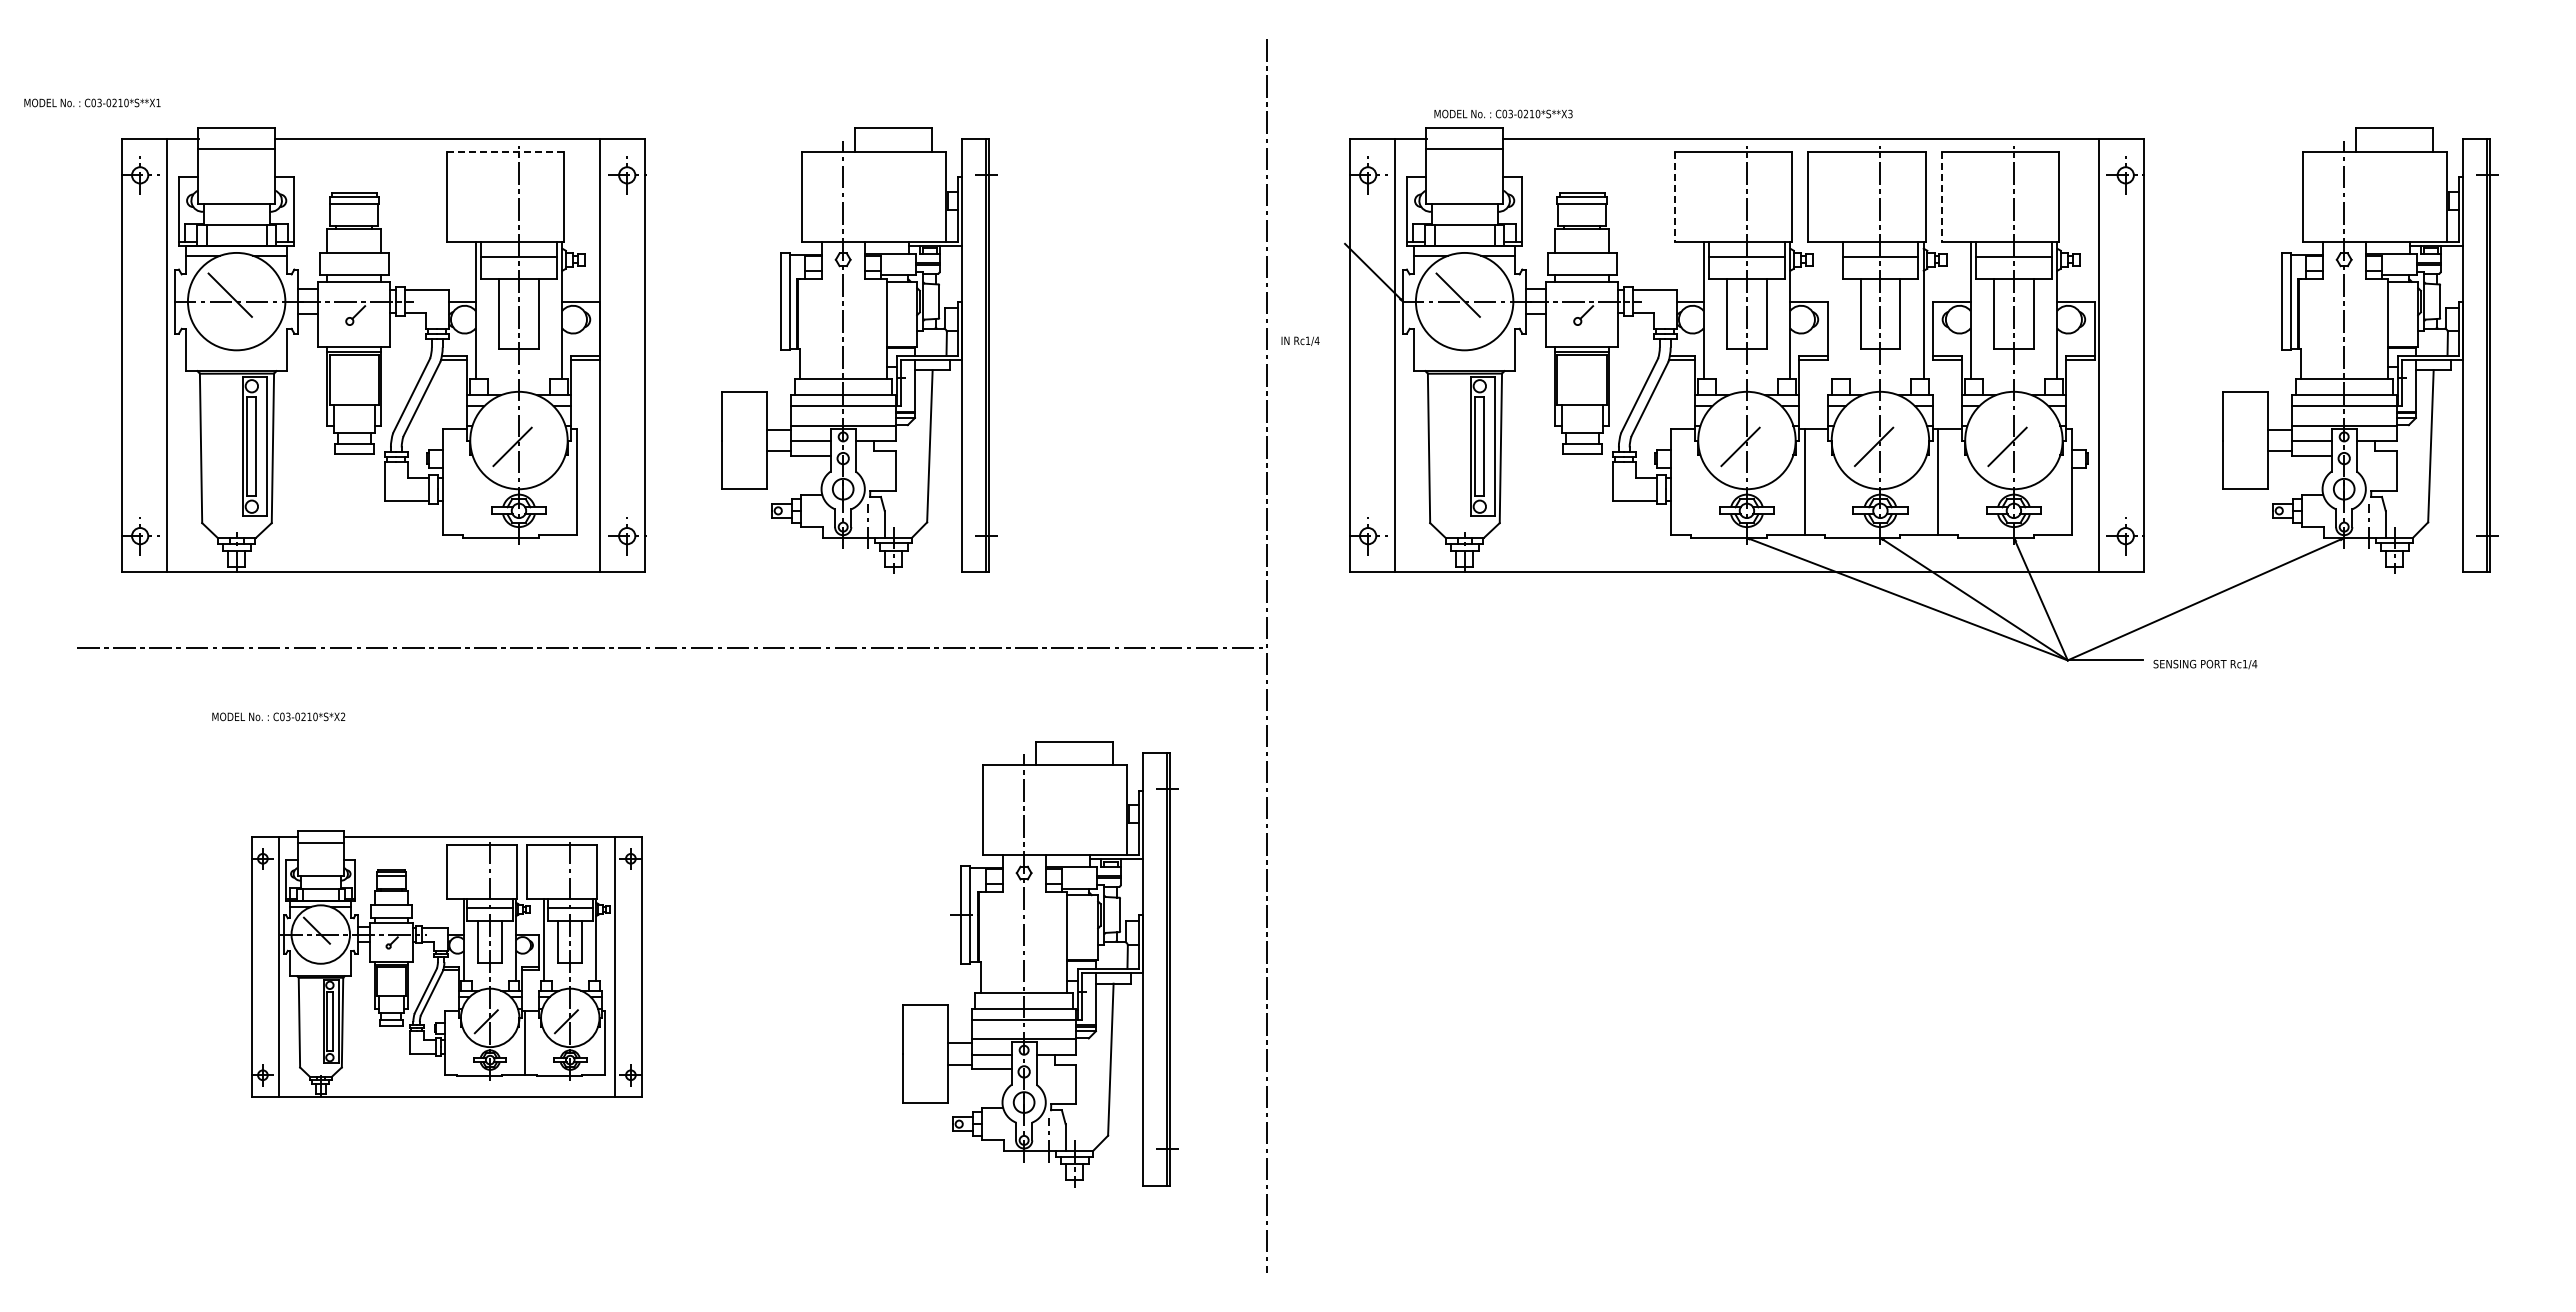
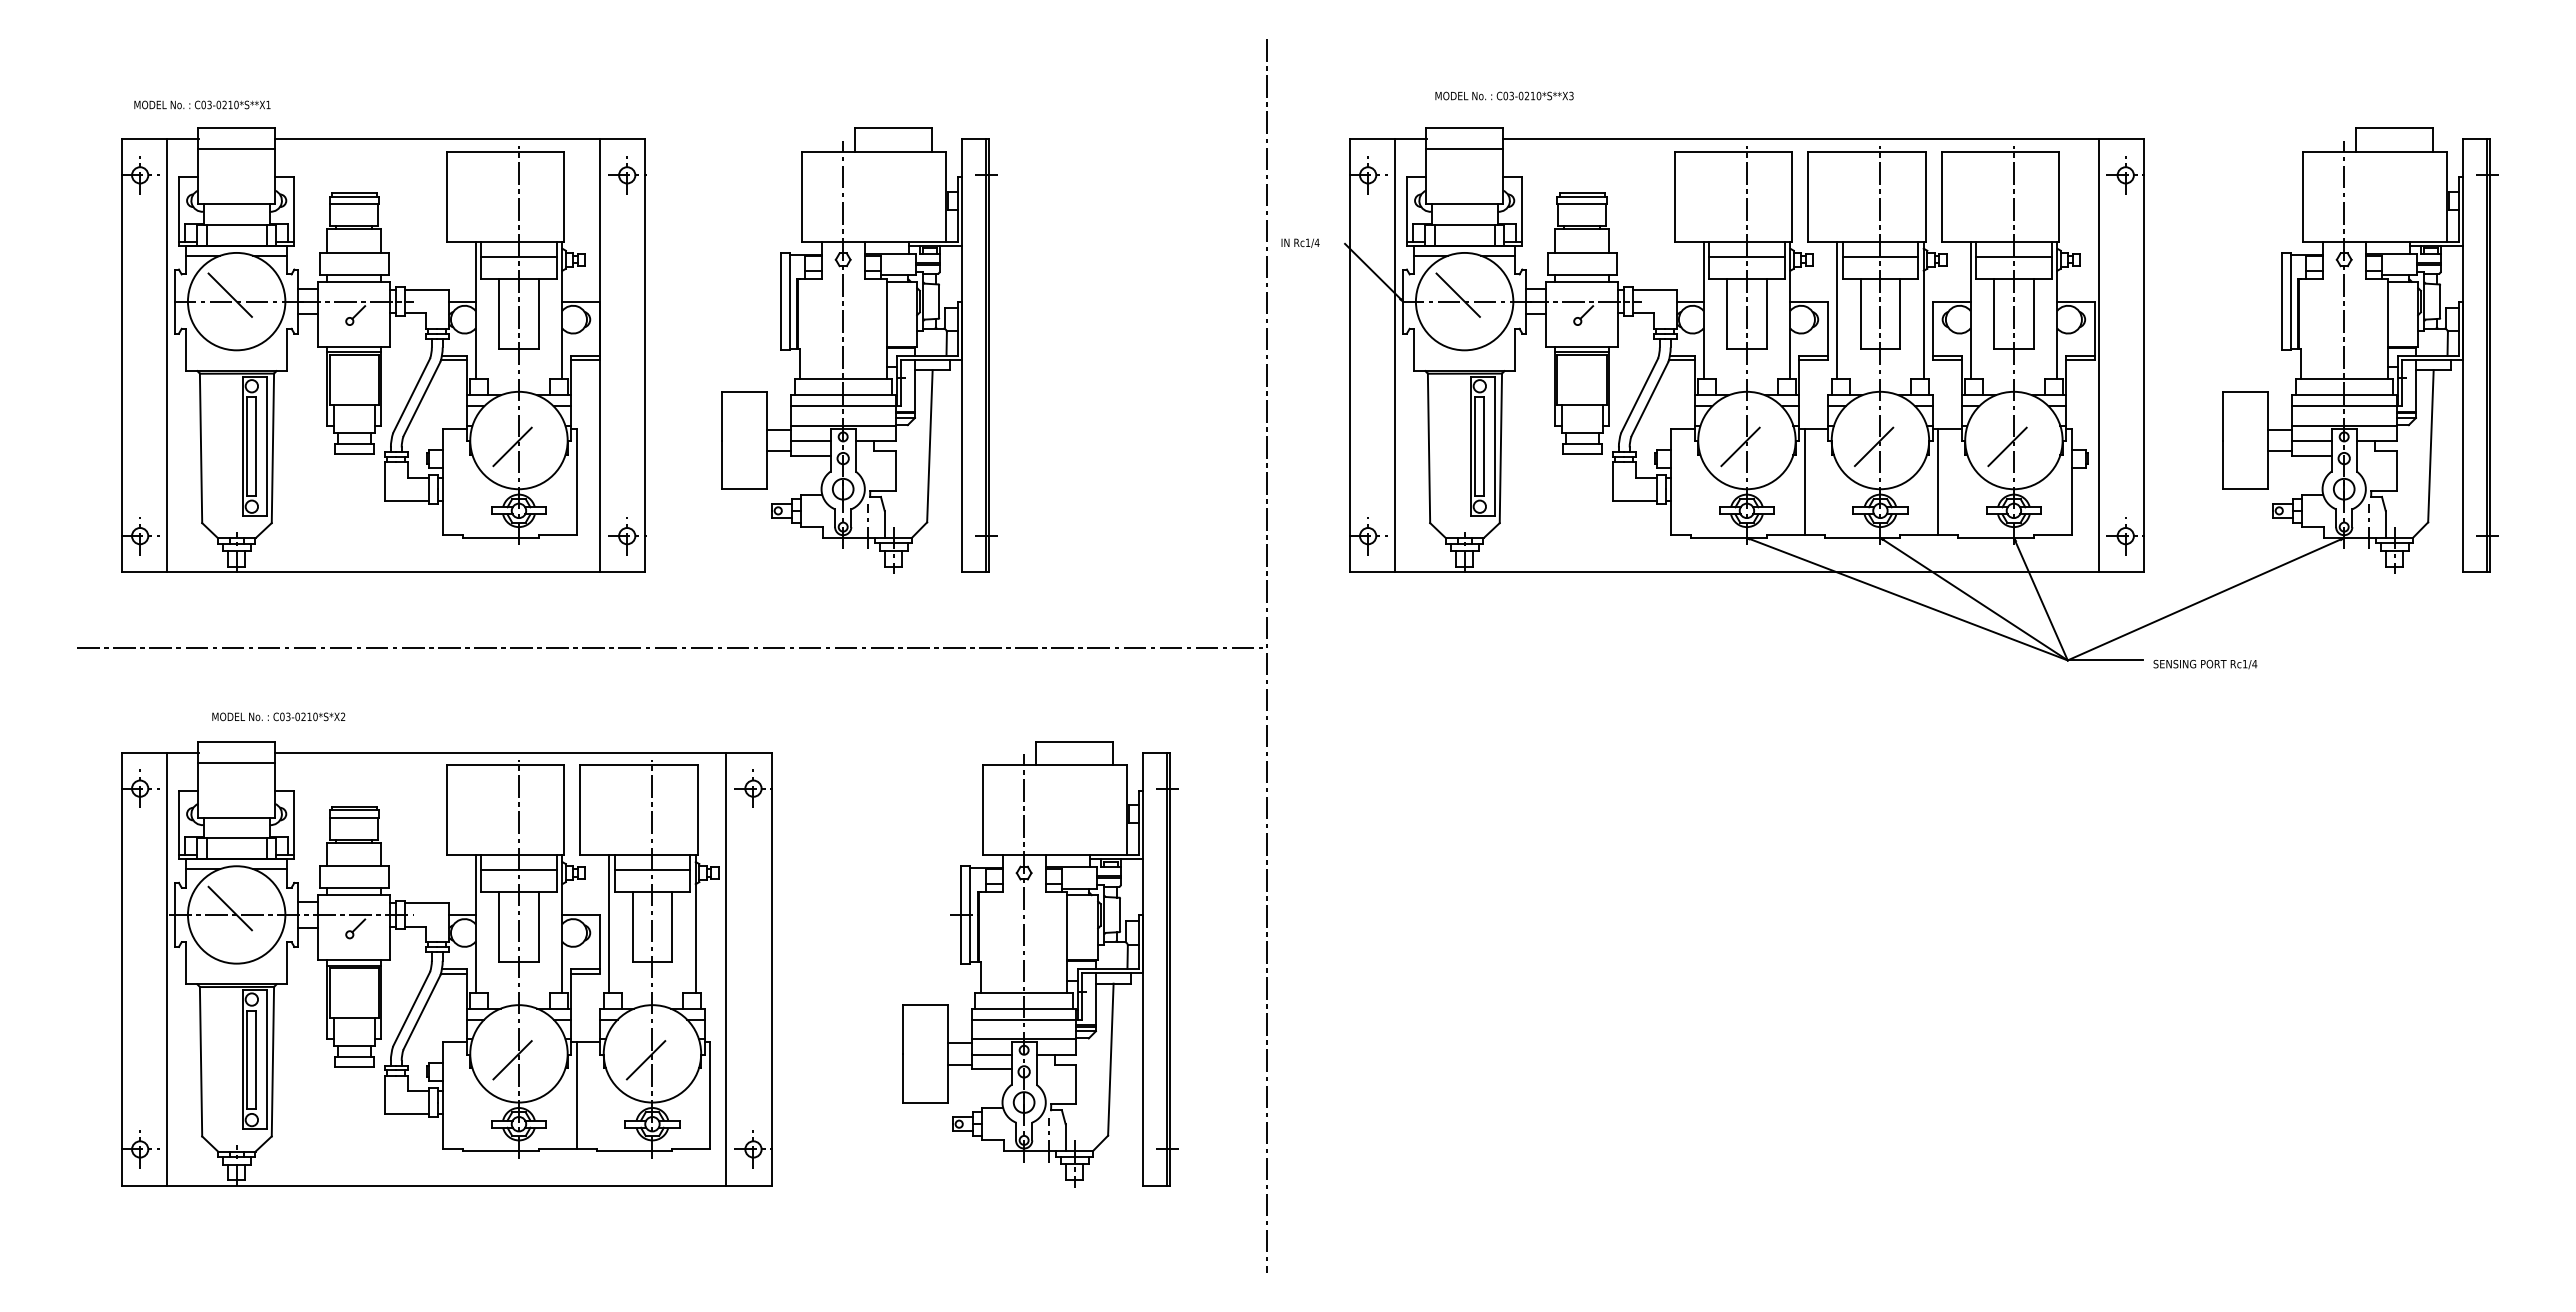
text position: (92, 102) -> (202, 104) (202, 104)
text position: (1503, 113) -> (1504, 95) (1504, 95)
line: dashed -> solid (505, 151)
line: dashed -> solid (1674, 197)
line: dashed -> solid (1941, 197)
line: none -> present (1837, 310)
text position: (1300, 340) -> (1300, 242) (1300, 242)
part size: 392x268 px -> 652x446 px (446, 963)
